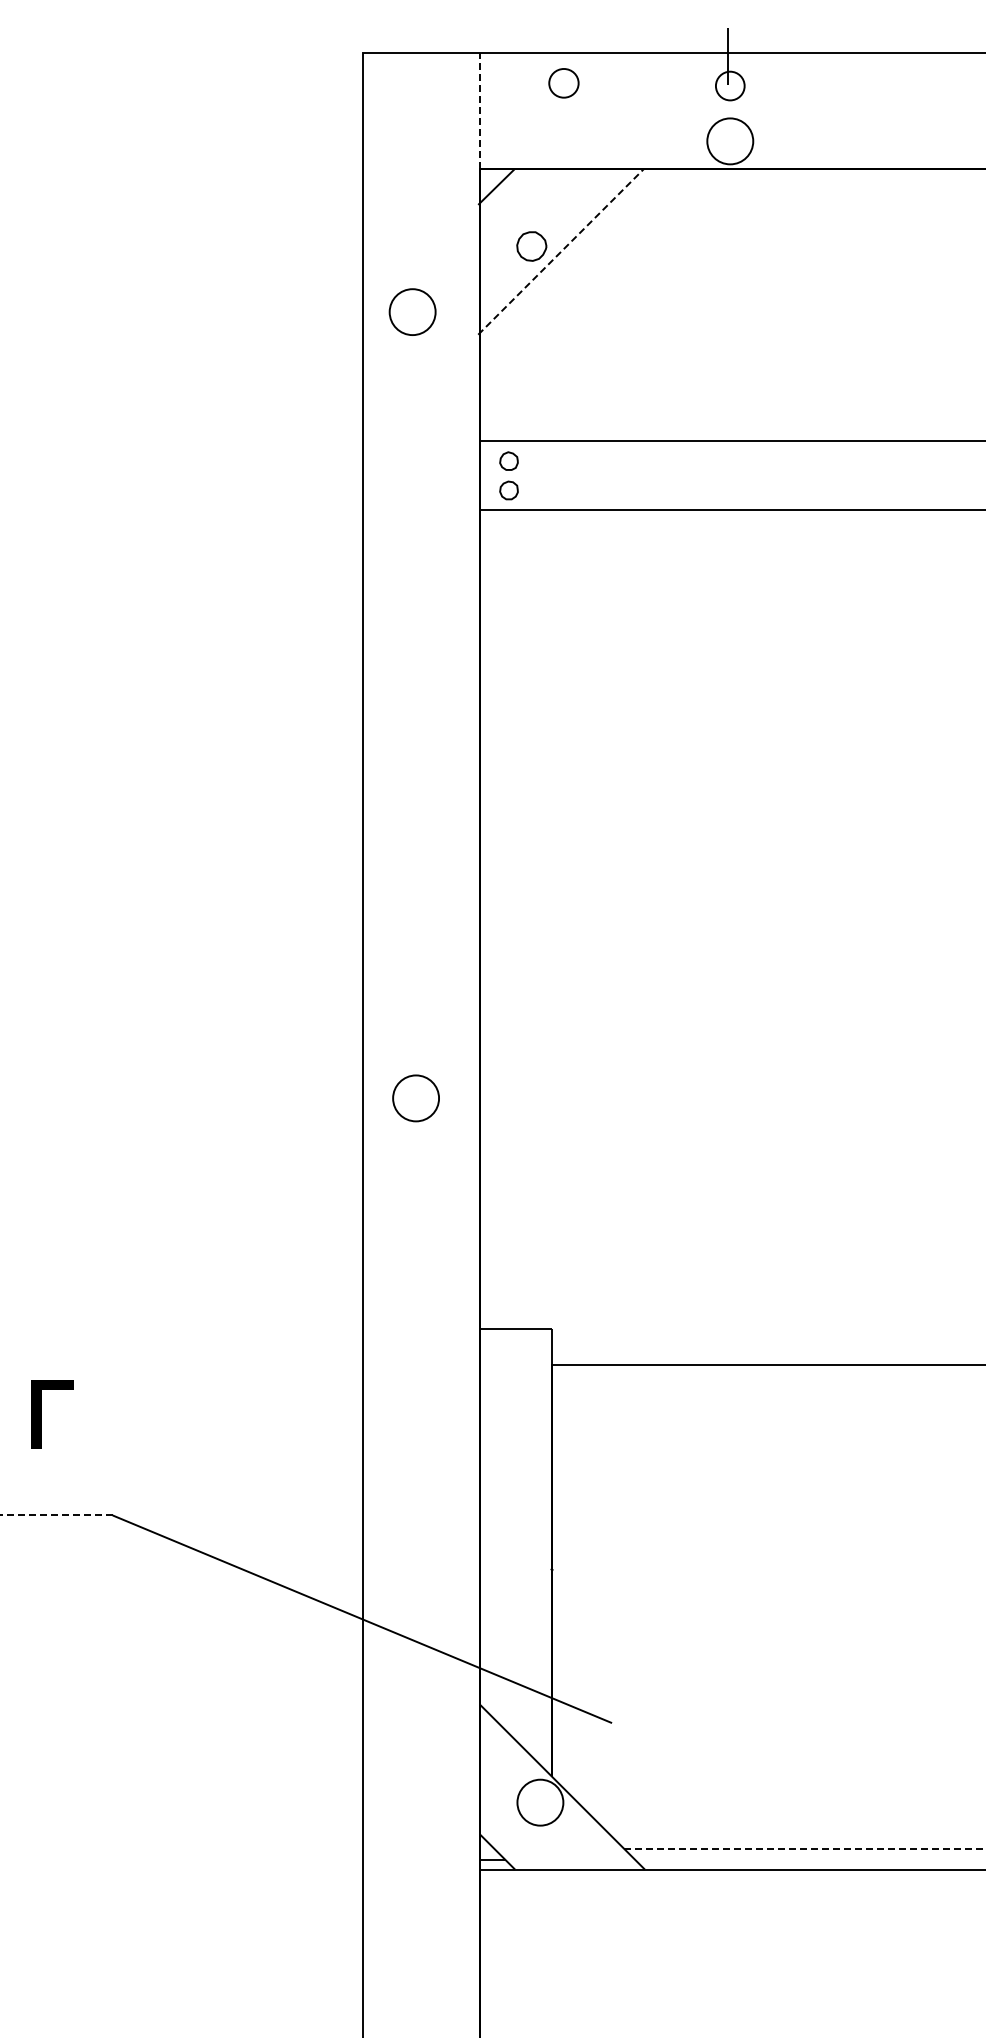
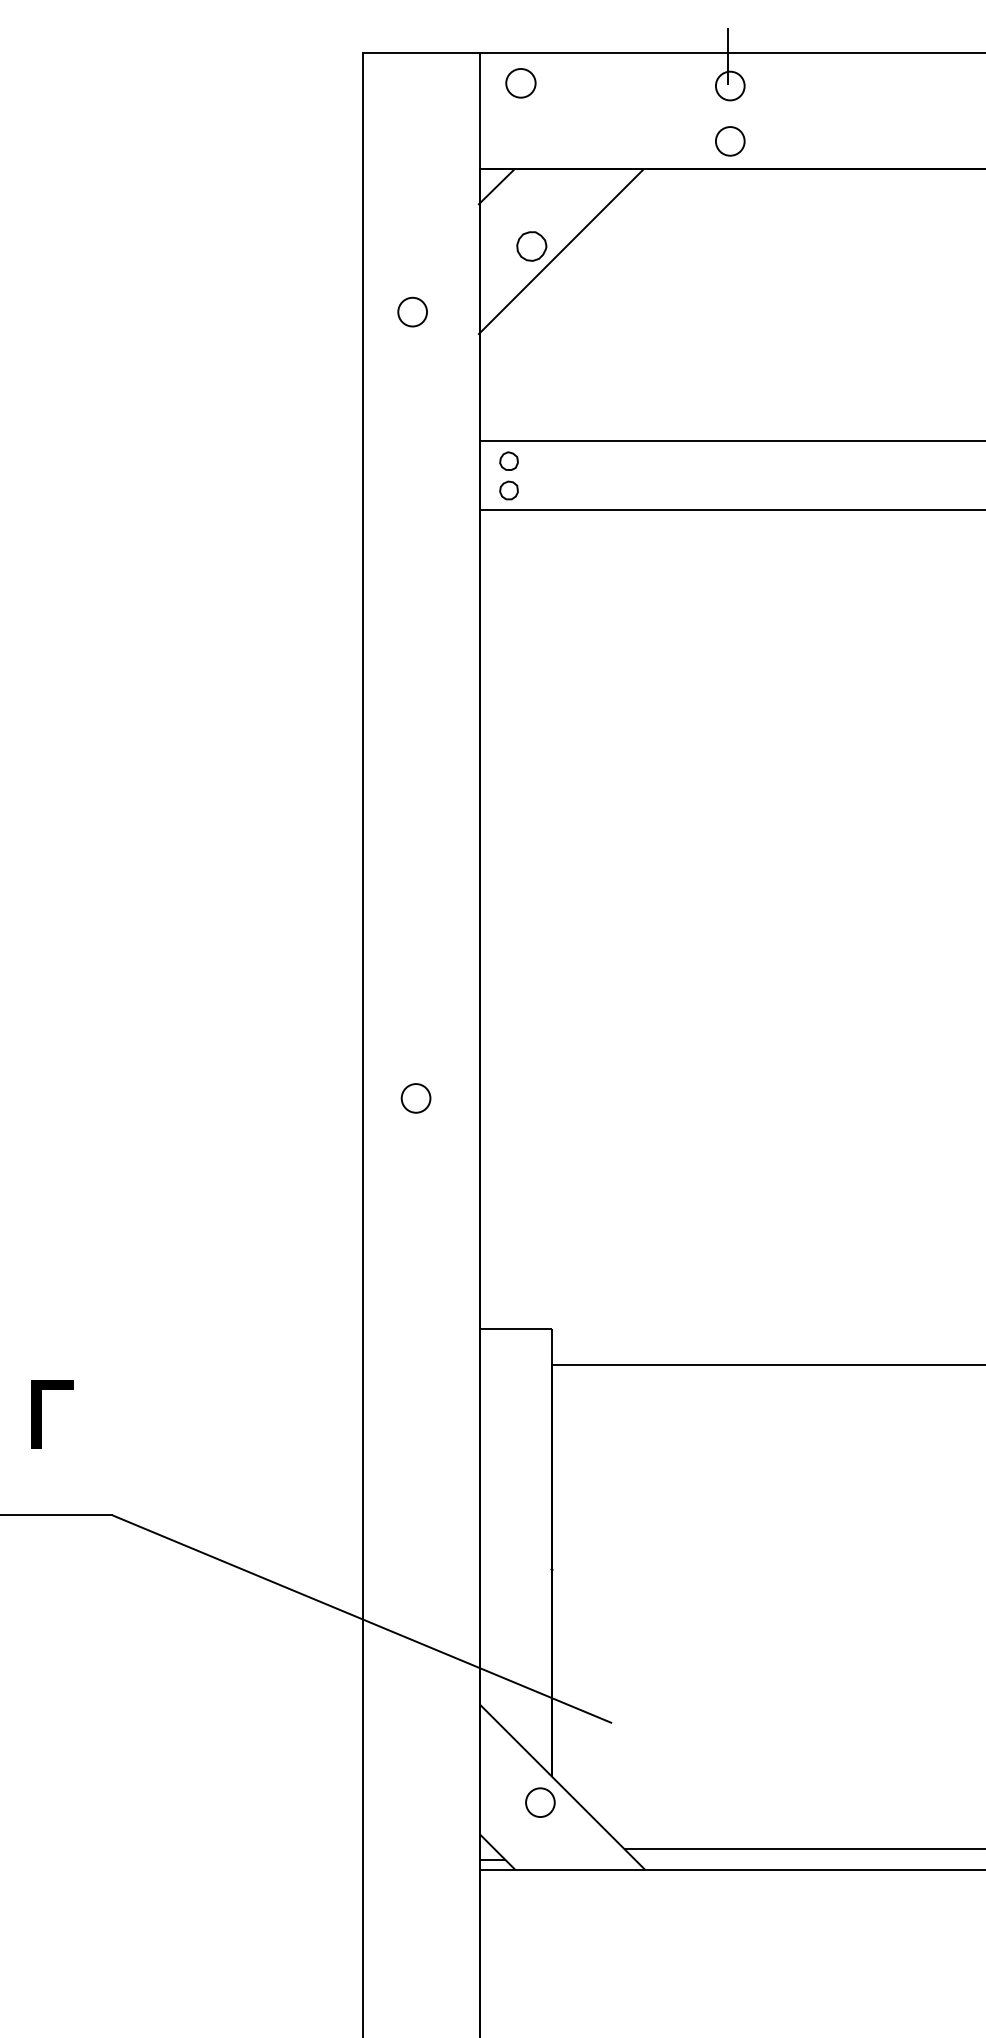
part position: (563, 83) -> (520, 83) (520, 83)
line: dashed -> solid (479, 110)
circle diameter: 46 px -> 29 px (729, 141)
line: dashed -> solid (561, 251)
circle diameter: 46 px -> 29 px (412, 311)
circle diameter: 46 px -> 29 px (415, 1098)
line: dashed -> solid (56, 1515)
circle diameter: 46 px -> 29 px (540, 1802)
line: dashed -> solid (804, 1849)
